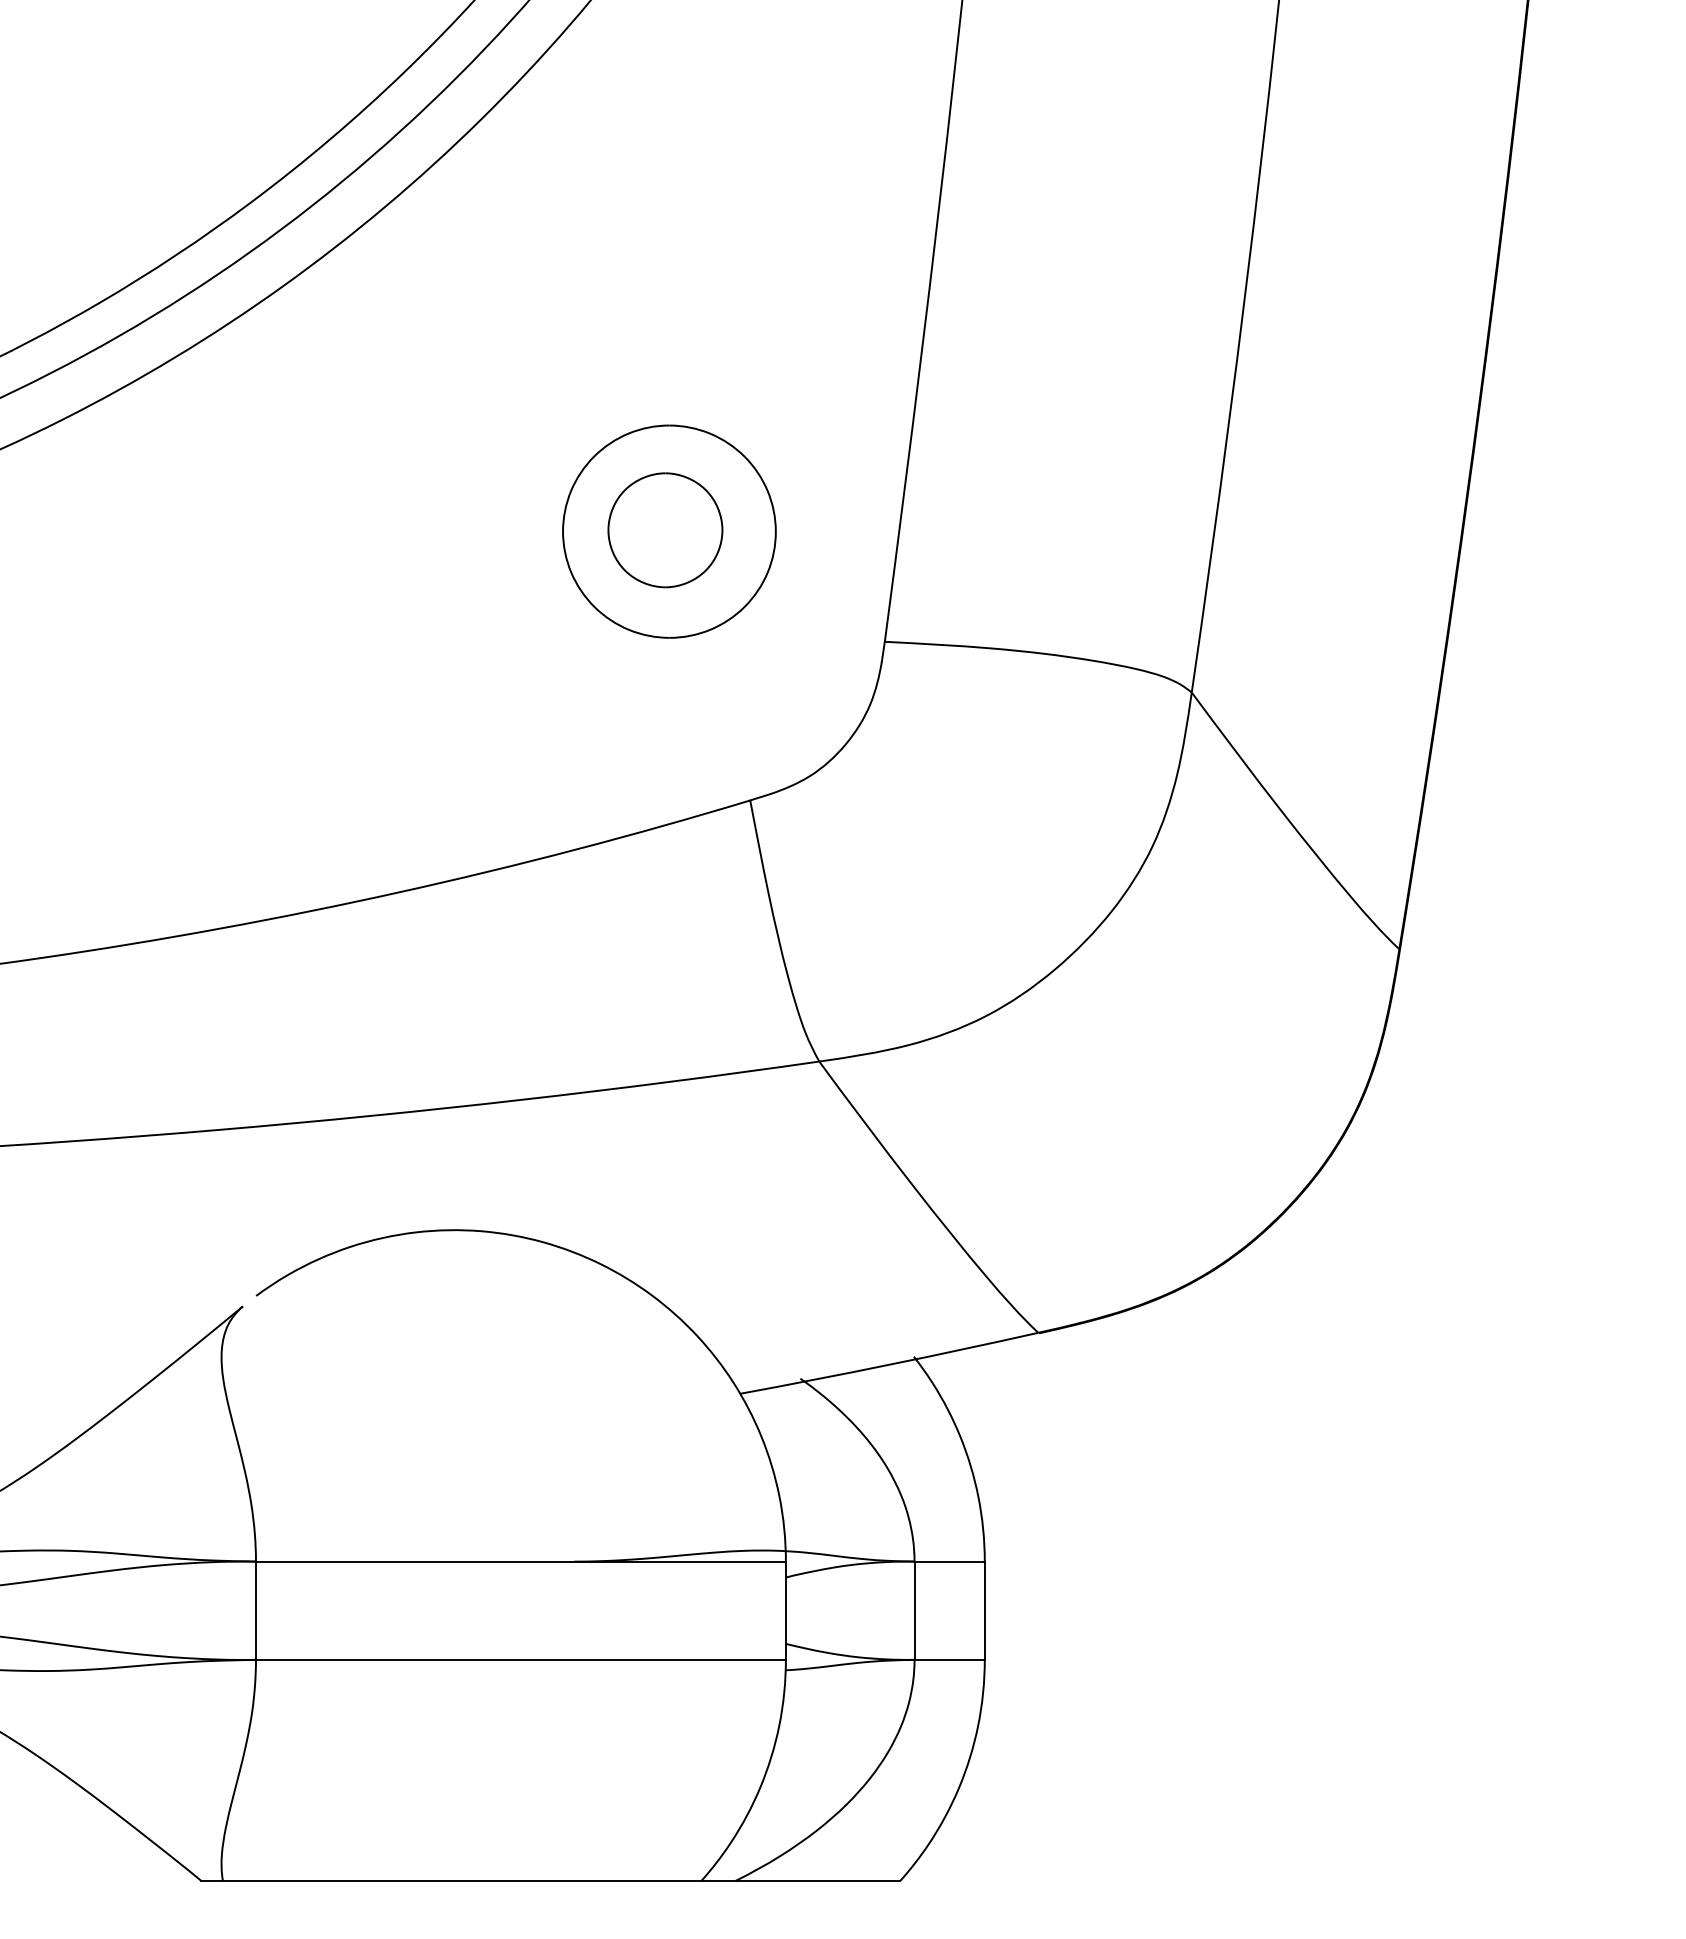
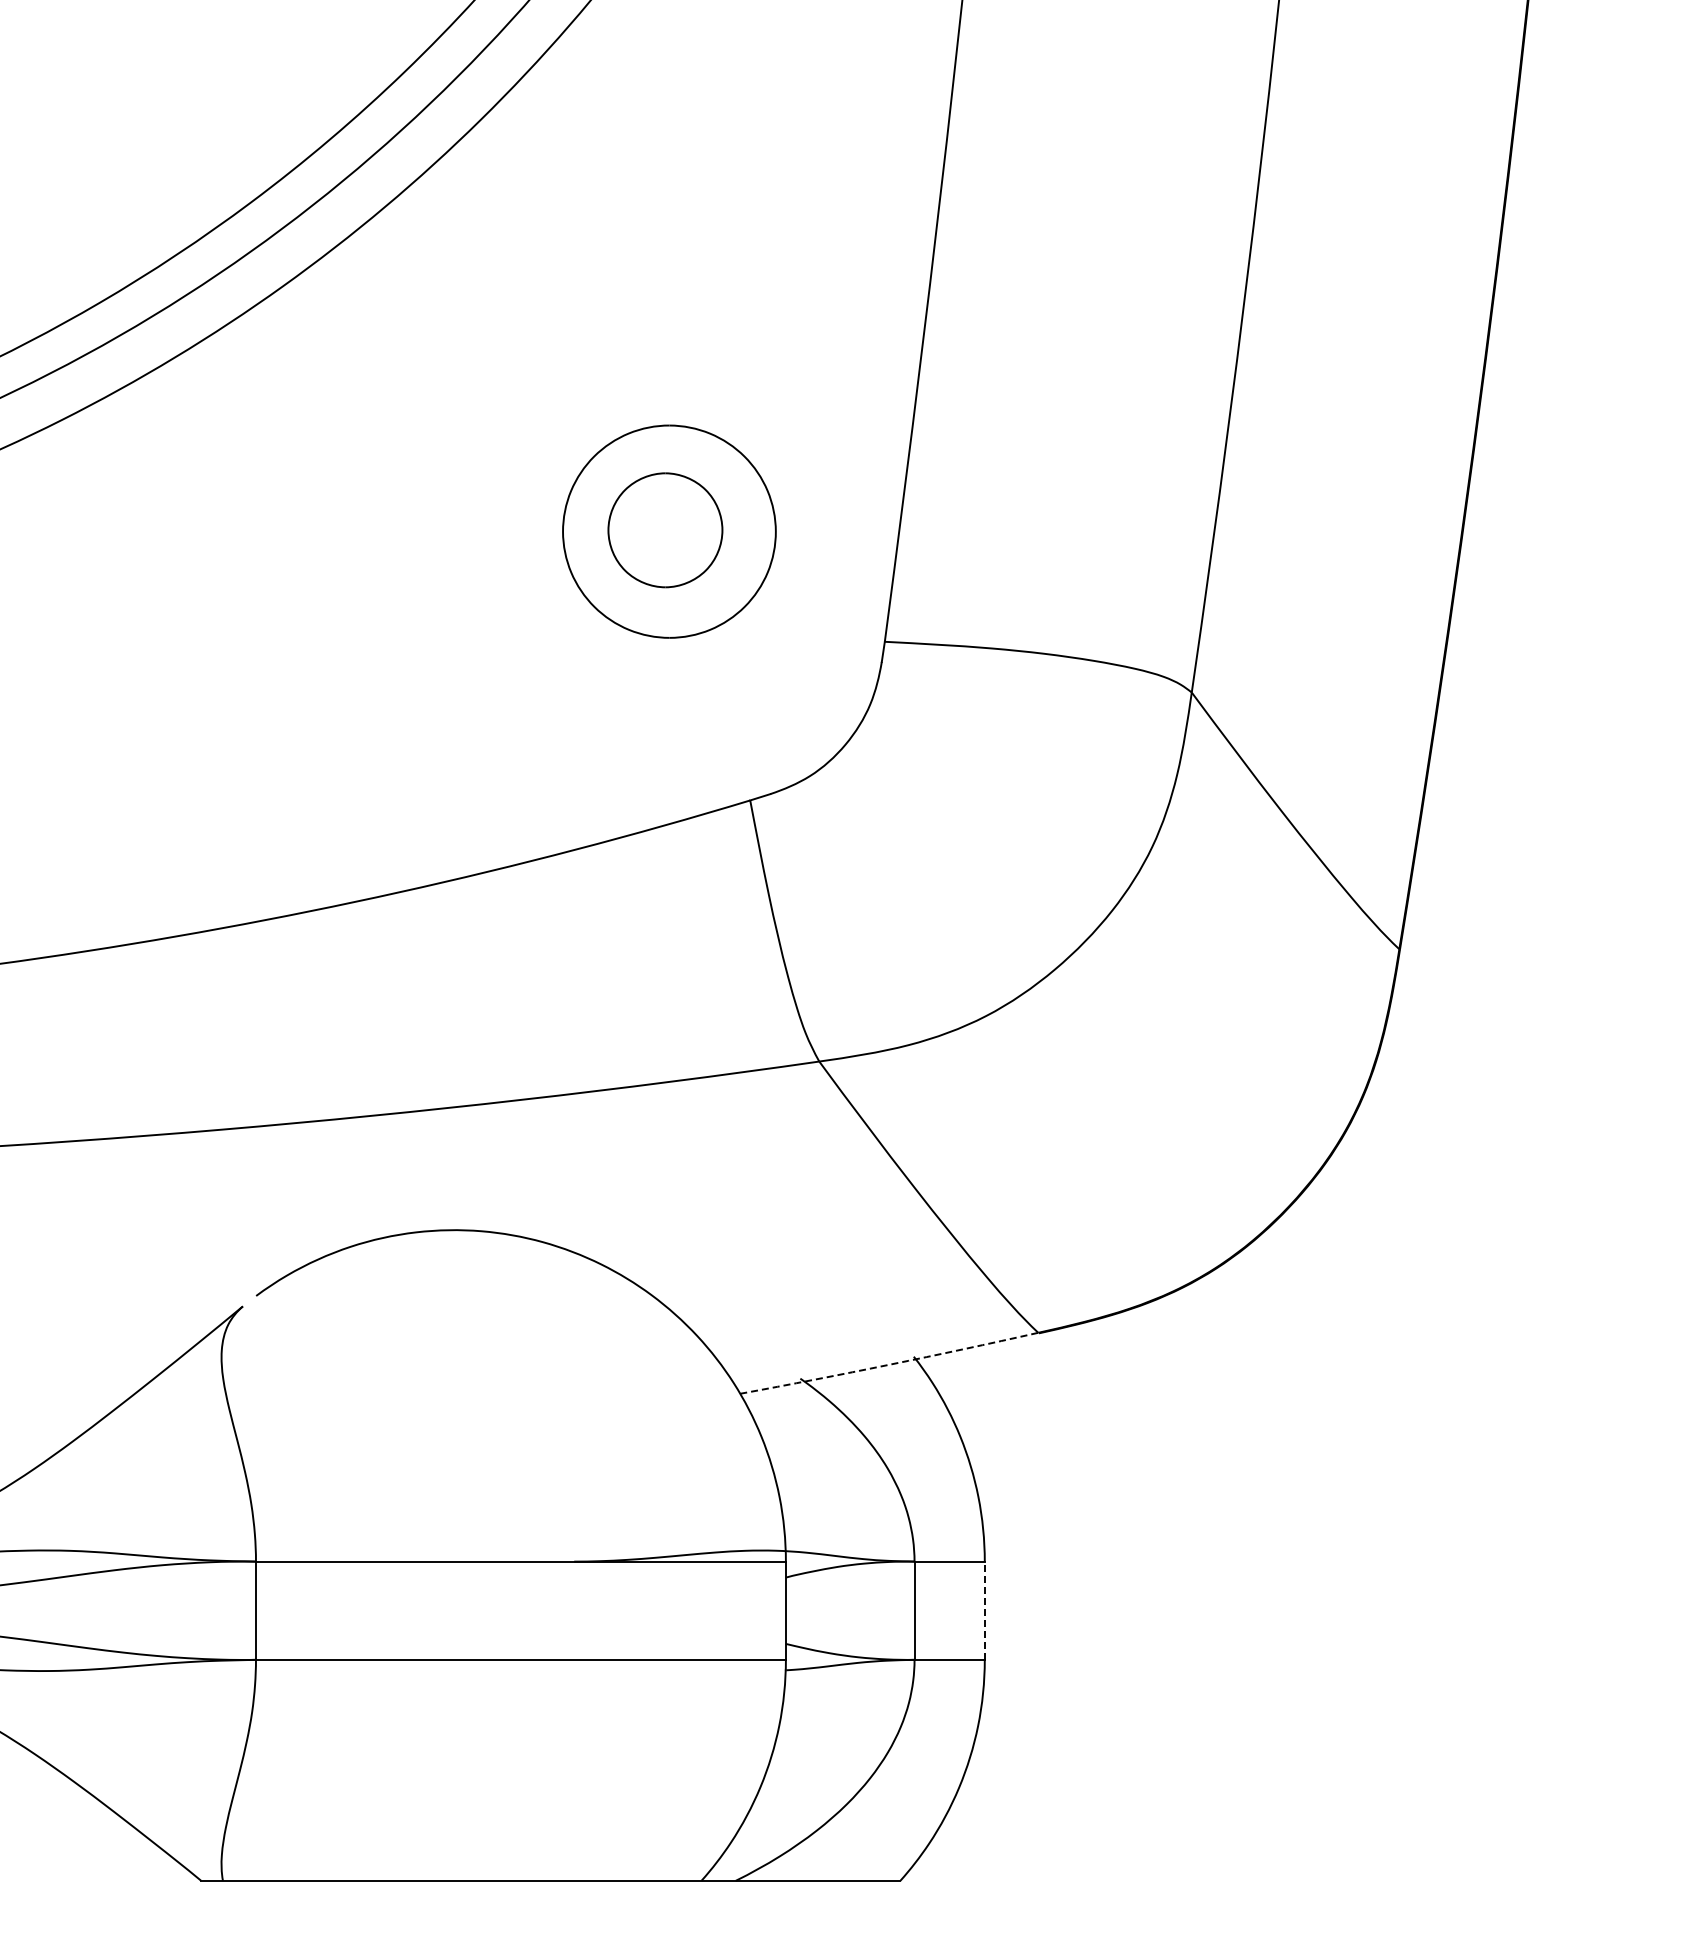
arc: solid -> dashed (889, 1364)
line: solid -> dashed (984, 1610)
